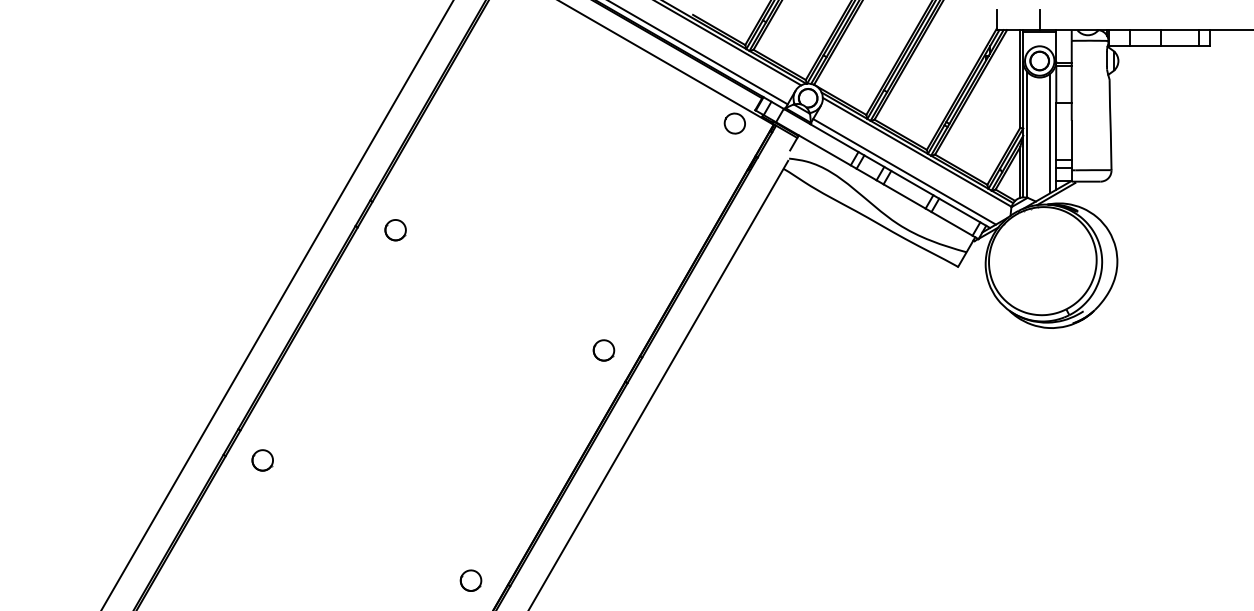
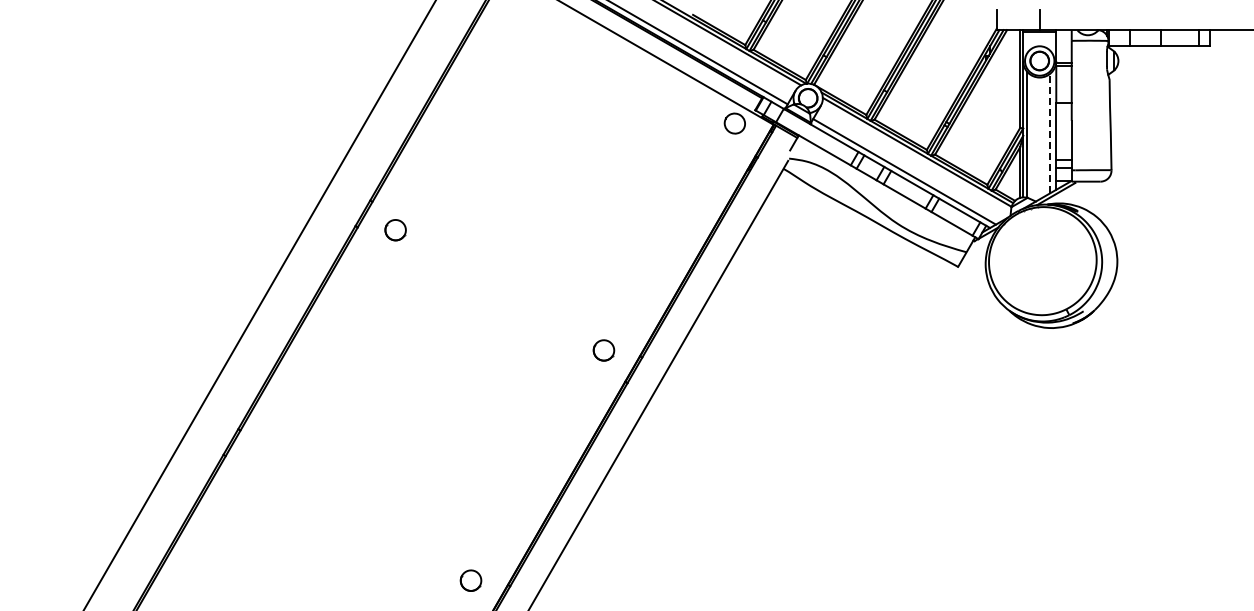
line: solid -> dashed (1050, 133)
line position: (277, 304) -> (259, 304) (259, 304)
part: present -> none (262, 460)
